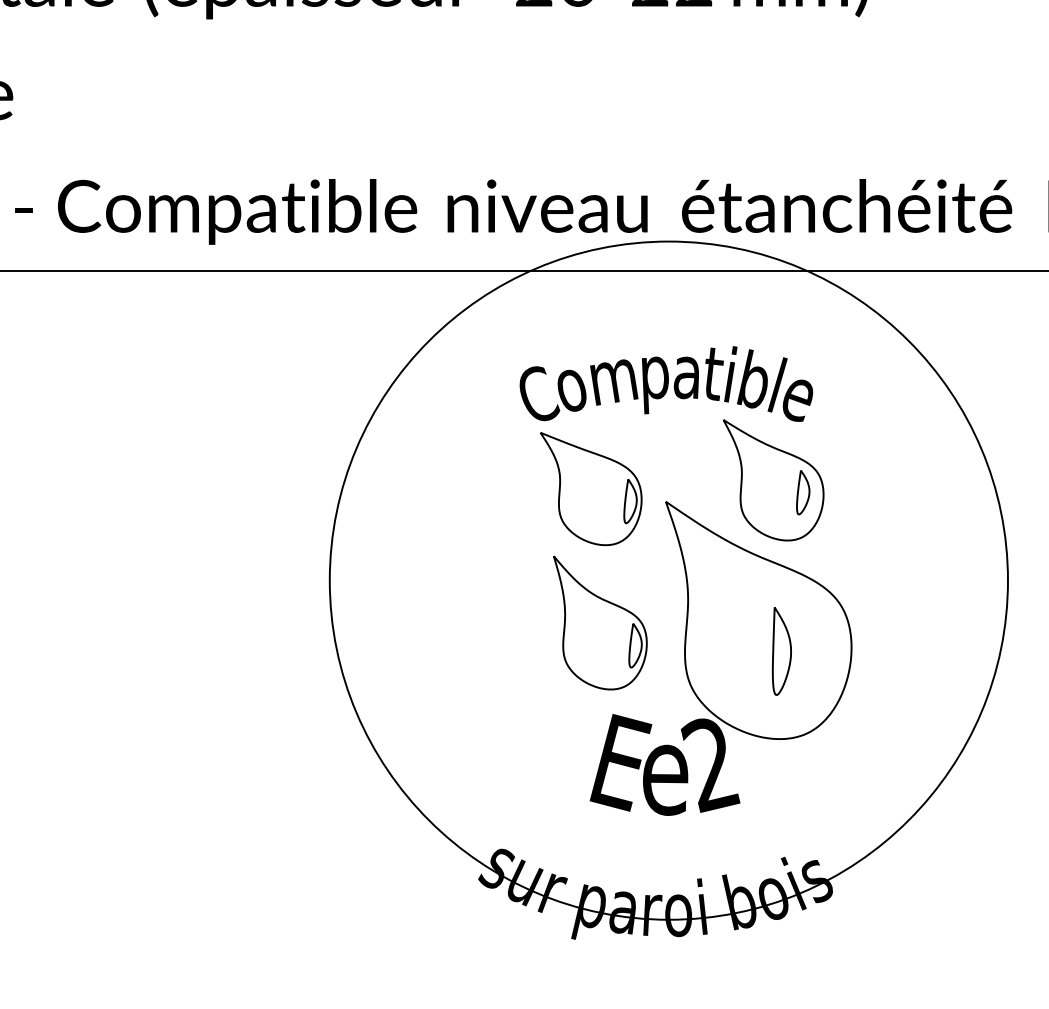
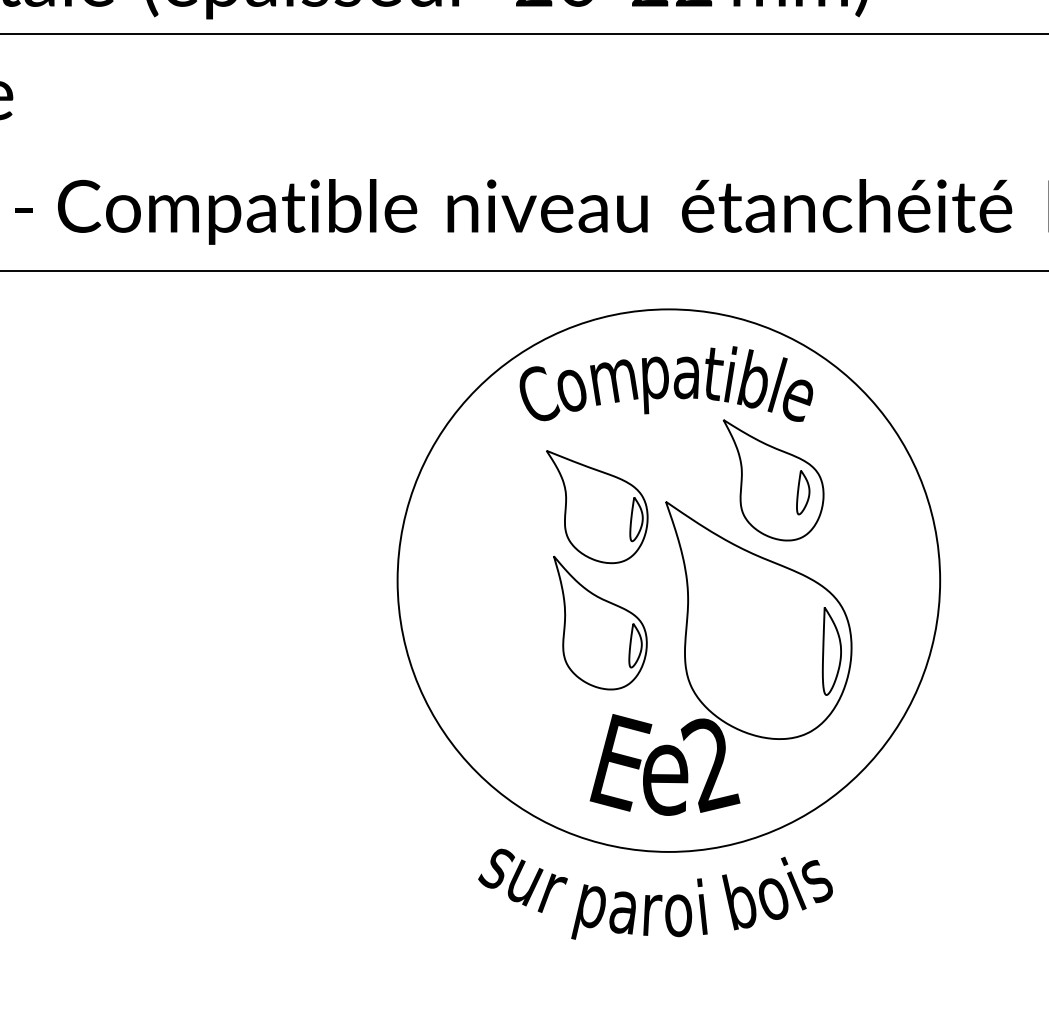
line: none -> present (523, 33)
part position: (591, 489) -> (597, 507) (597, 507)
circle diameter: 678 px -> 543 px (668, 580)
part position: (781, 651) -> (831, 651) (831, 651)
